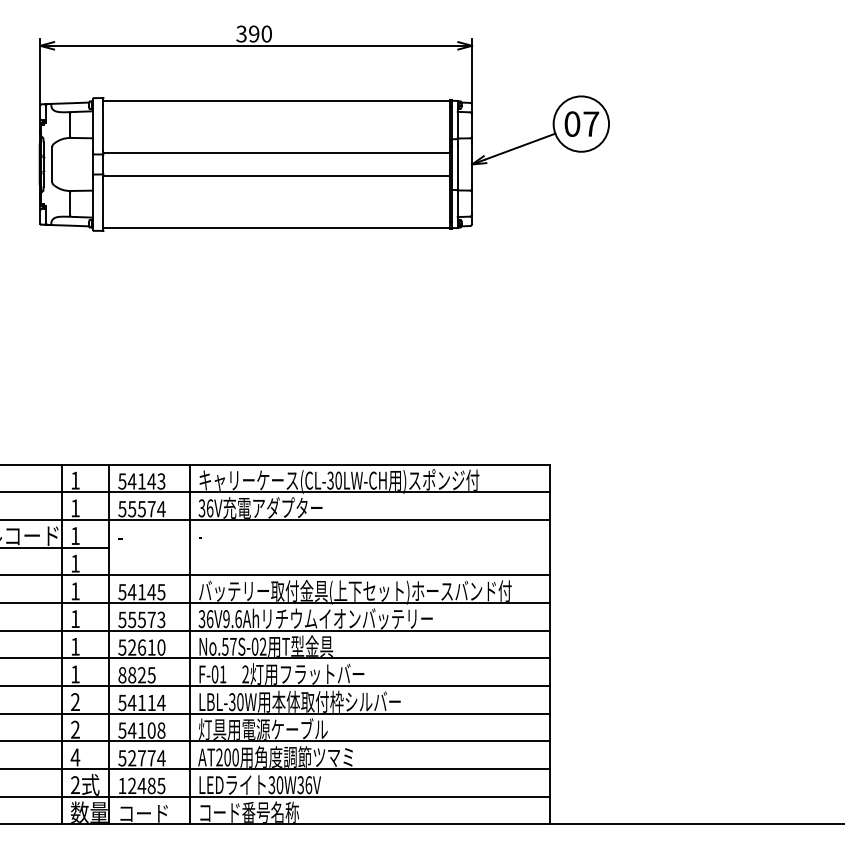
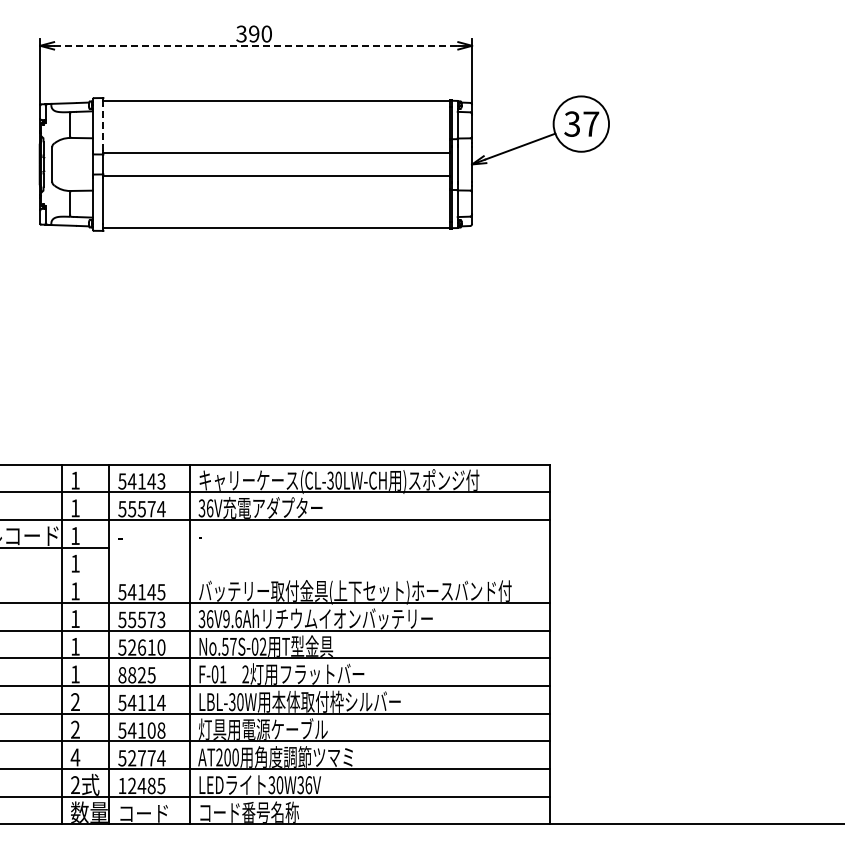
line: solid -> dashed (256, 45)
text: 07 -> 37 (572, 123)
line: solid -> dashed (103, 128)
line: present -> none (276, 575)
